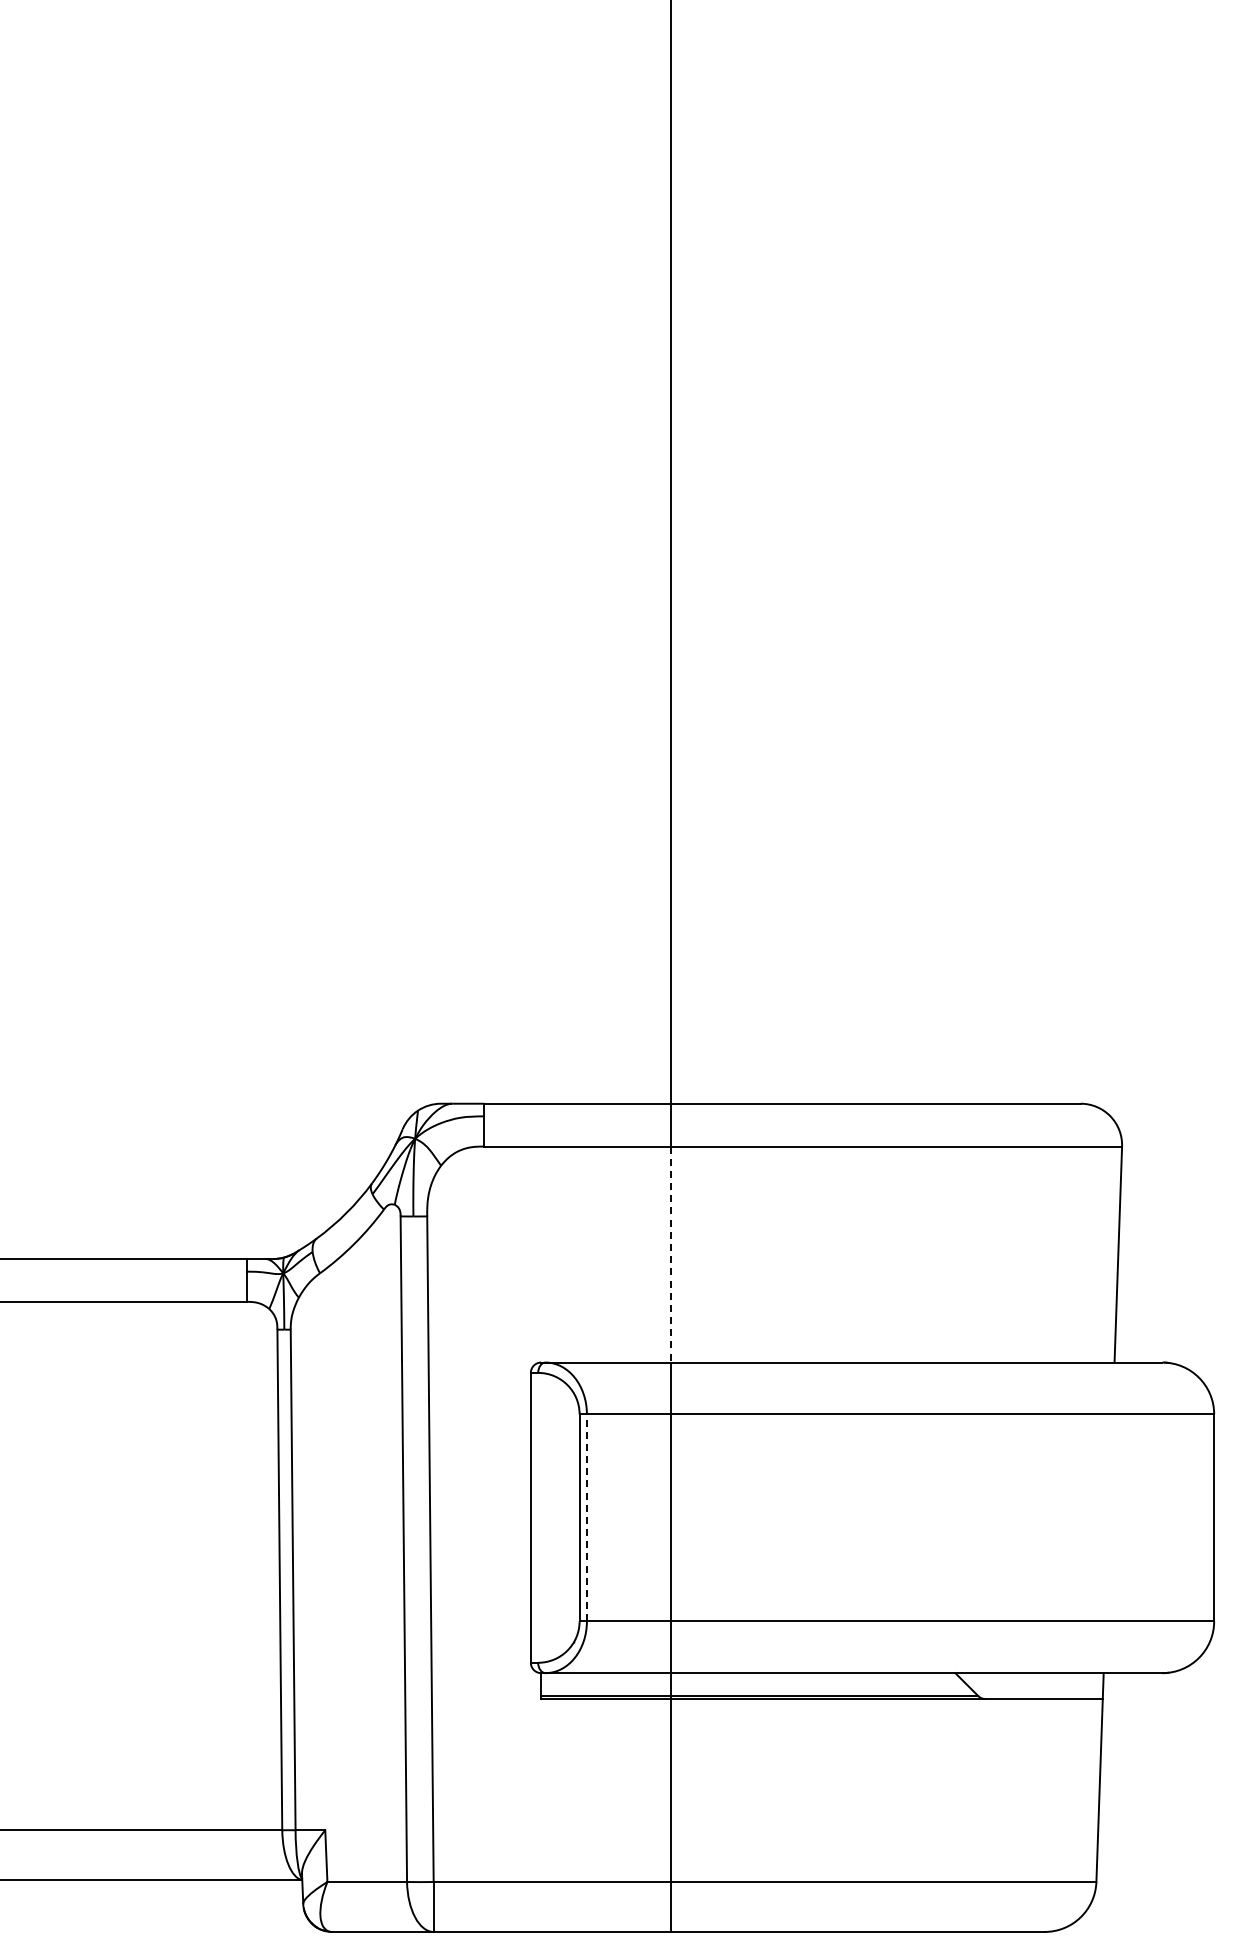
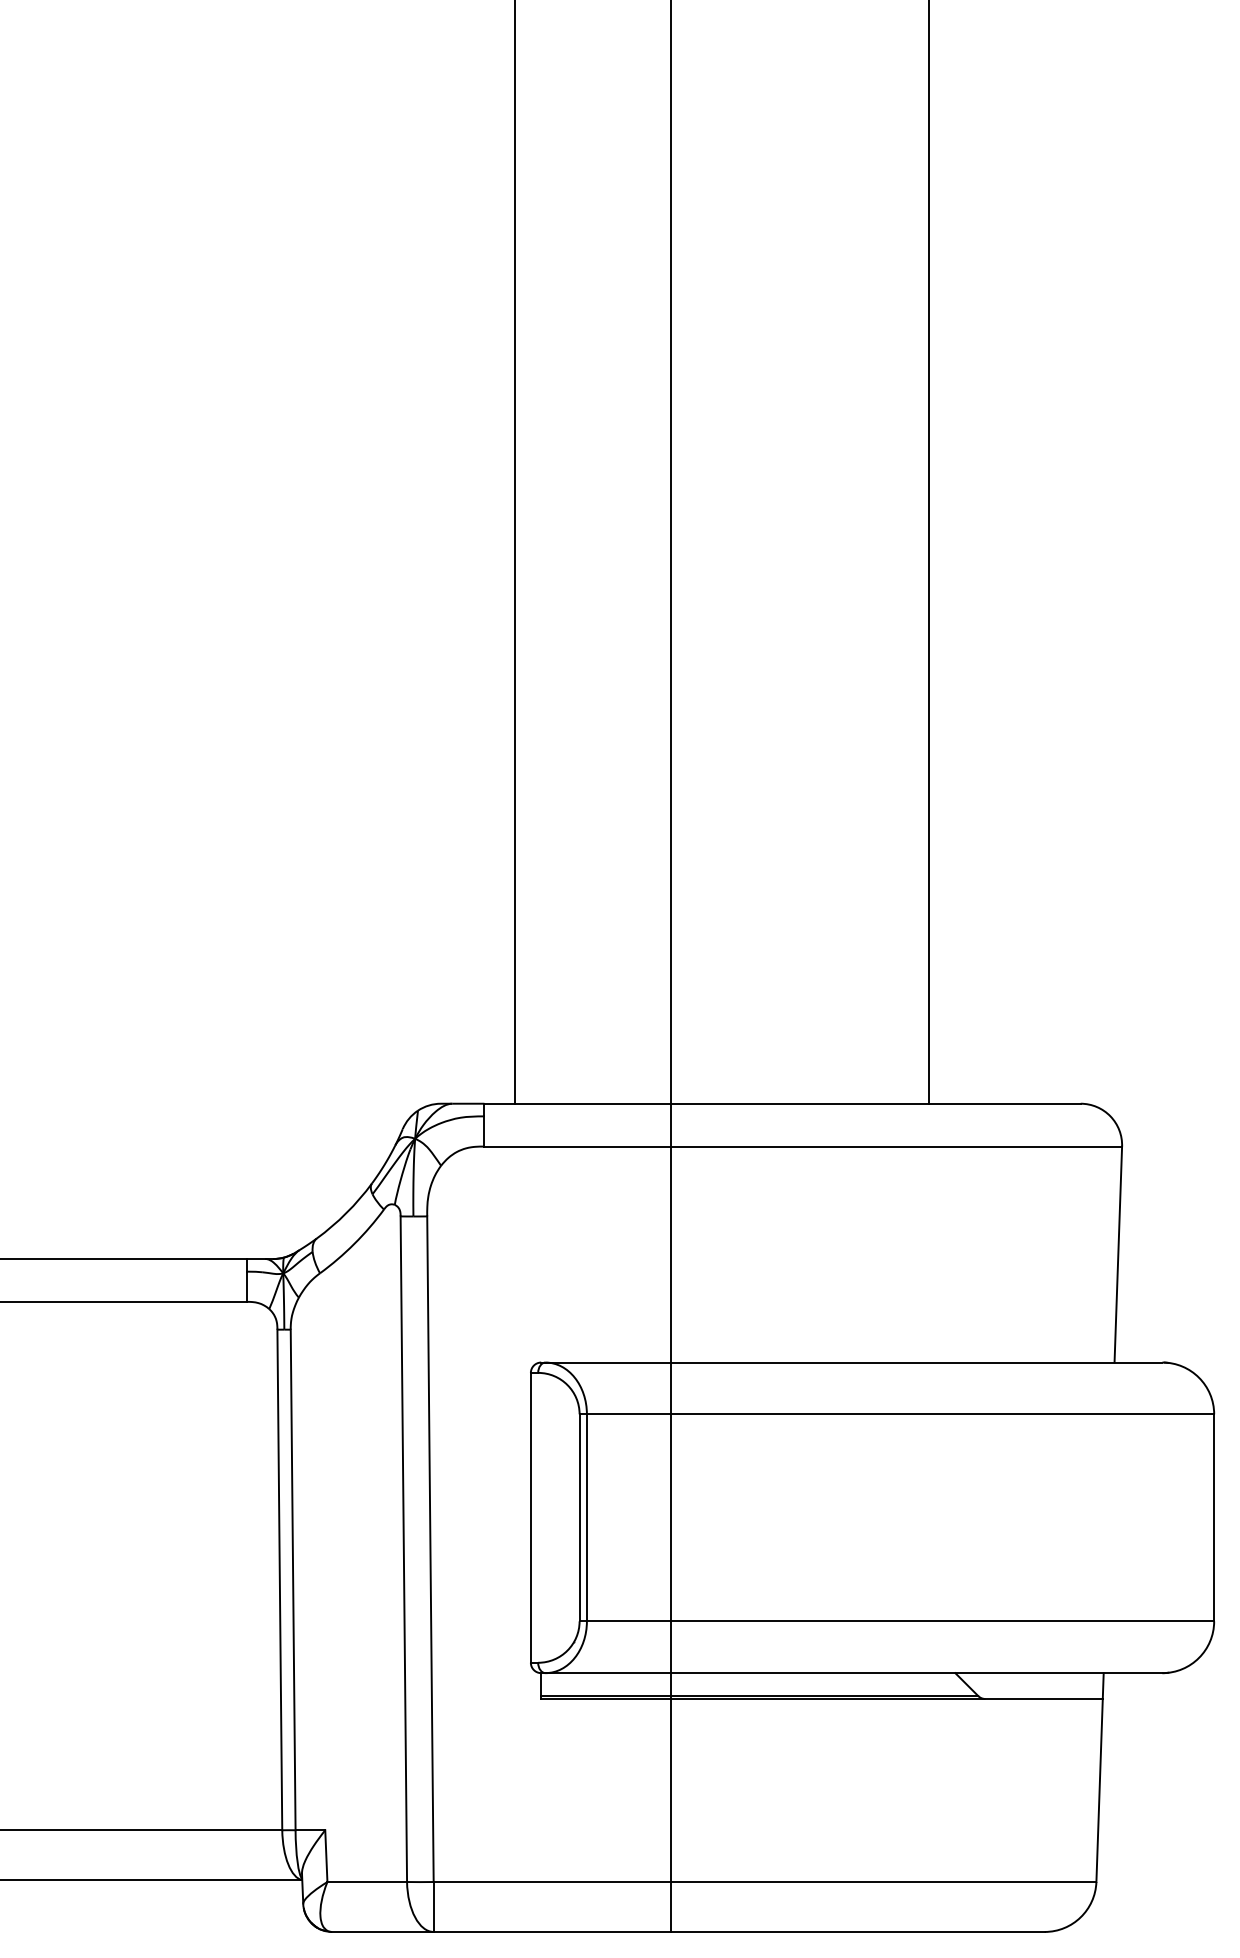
line: none -> present (515, 552)
line: none -> present (929, 552)
line: dashed -> solid (670, 1254)
line: dashed -> solid (586, 1517)
